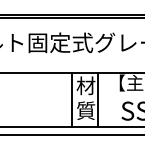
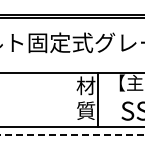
line: present -> none (72, 99)
line: solid -> dashed (72, 134)
